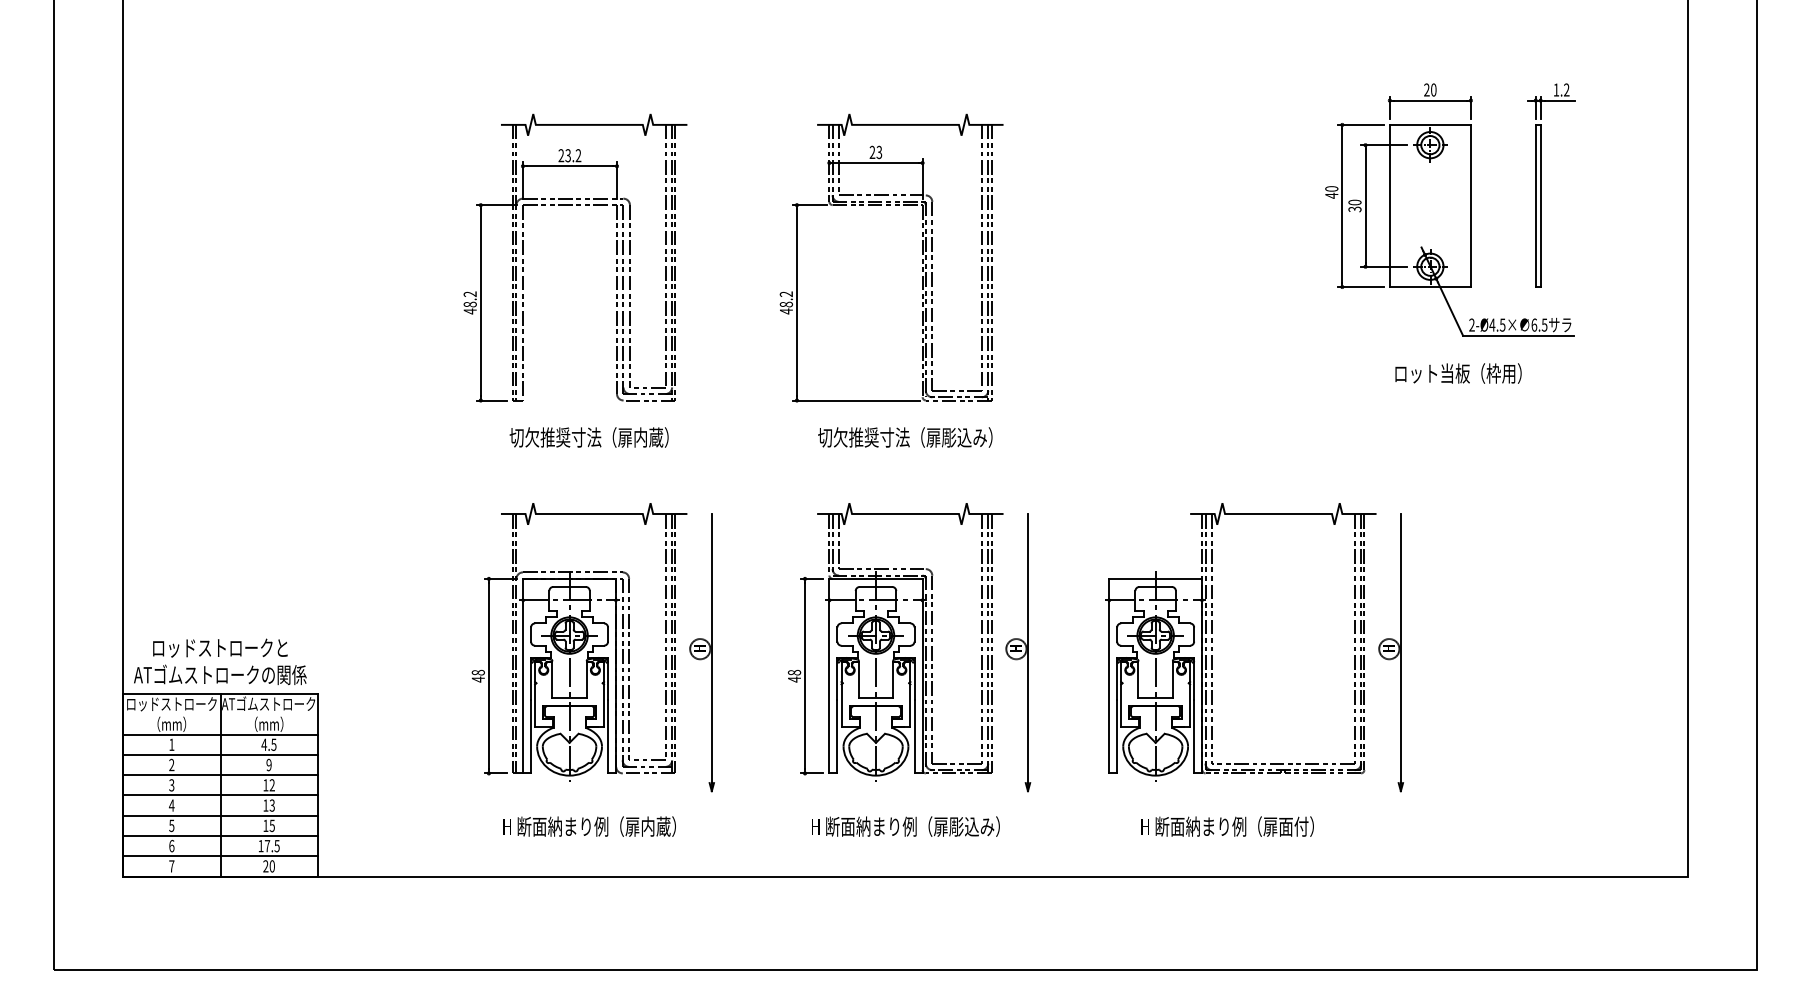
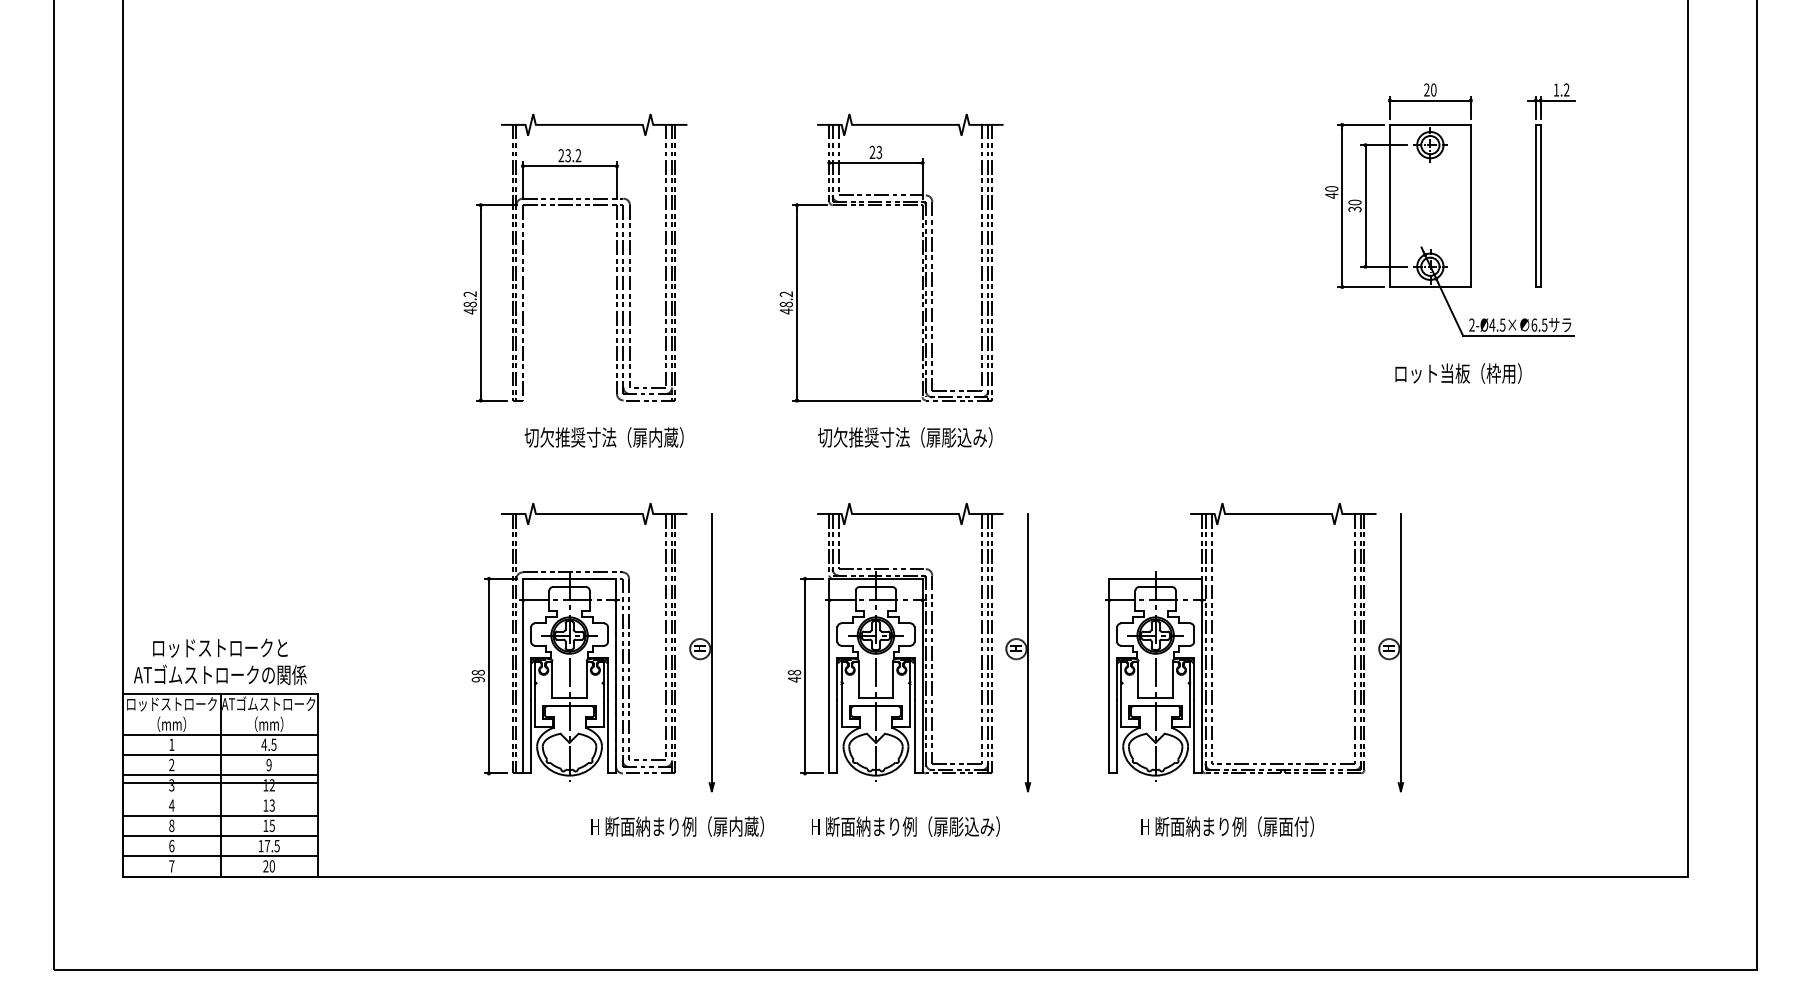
text position: (588, 437) -> (603, 437) (603, 437)
text: 48 -> 98 (477, 679)
line position: (220, 795) -> (220, 783) (220, 783)
text: 5 -> 8 (171, 825)
text position: (589, 826) -> (677, 826) (677, 826)
